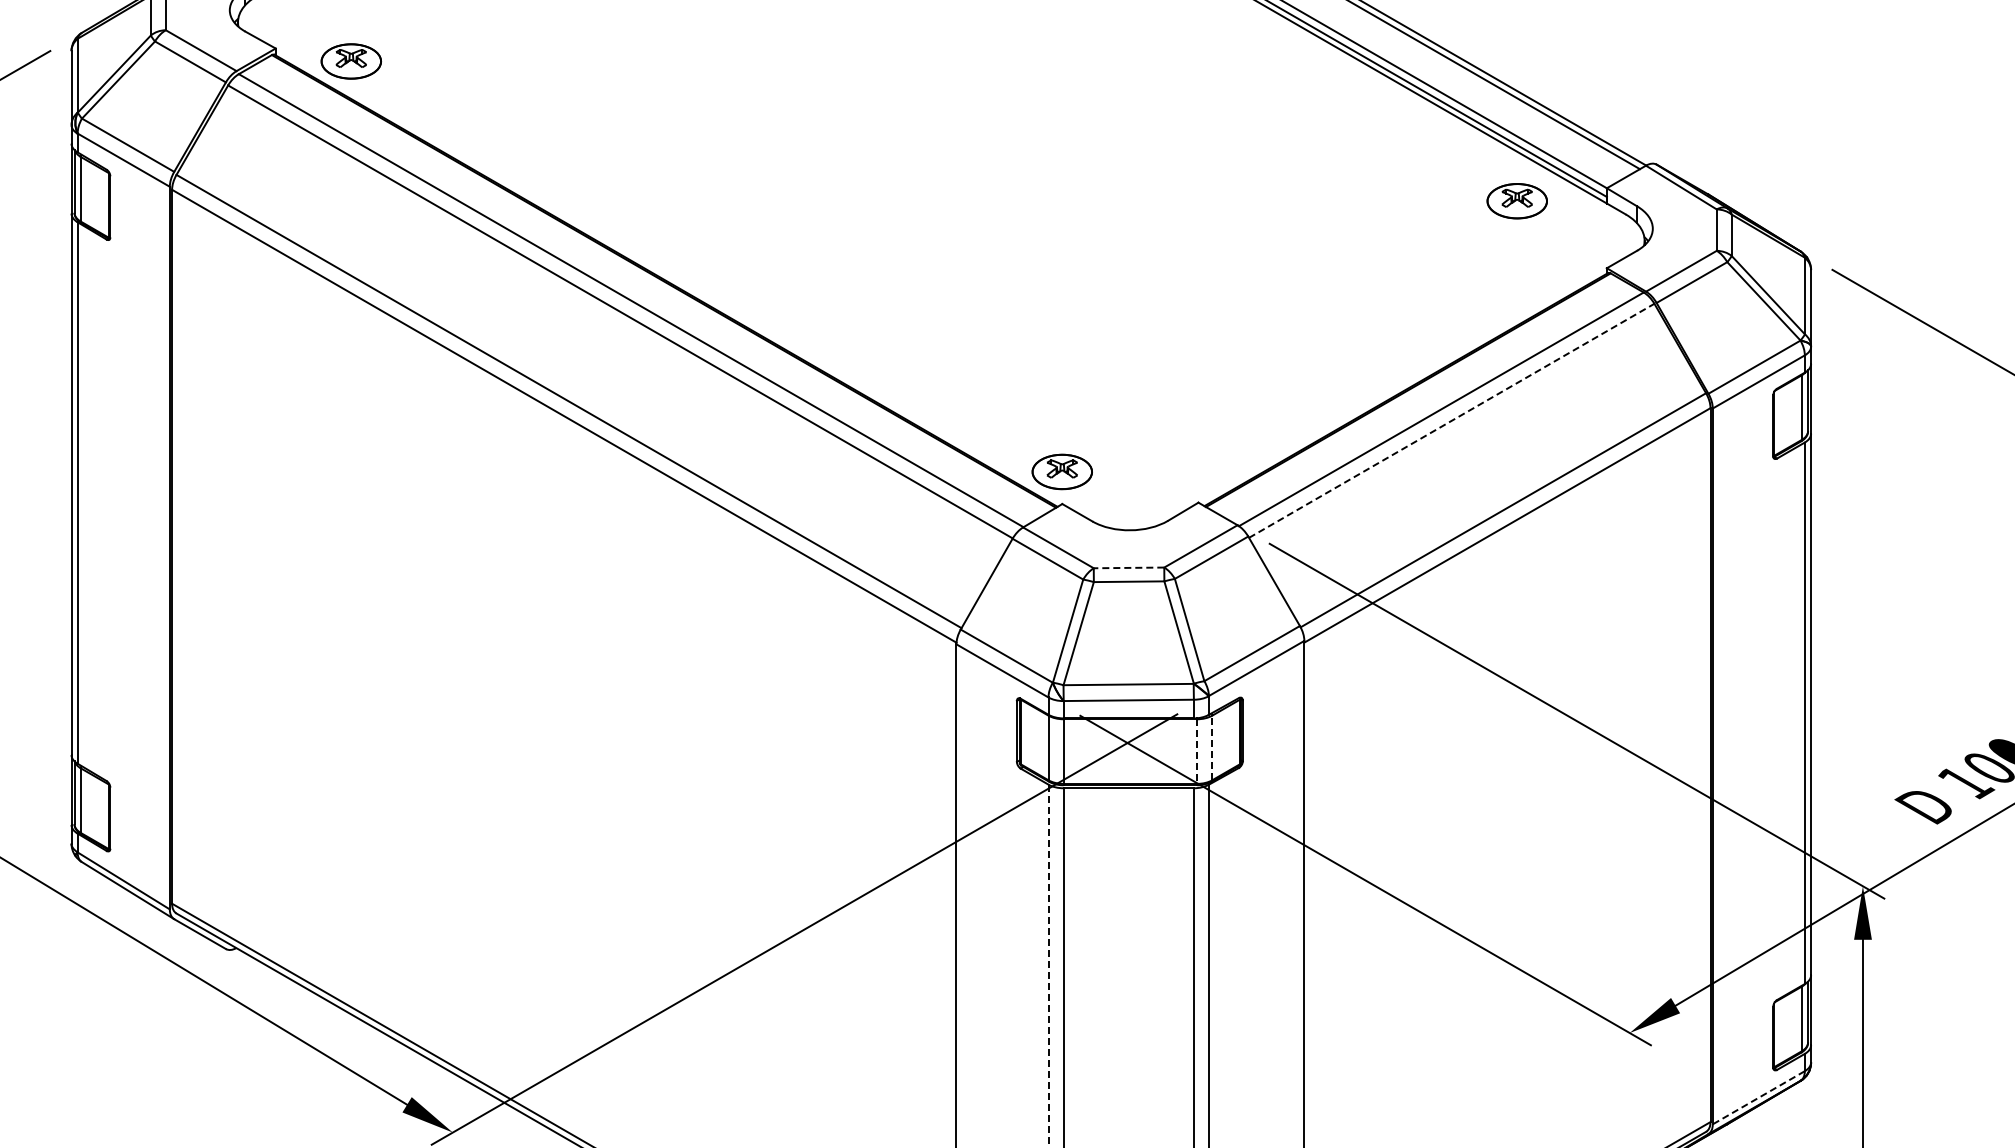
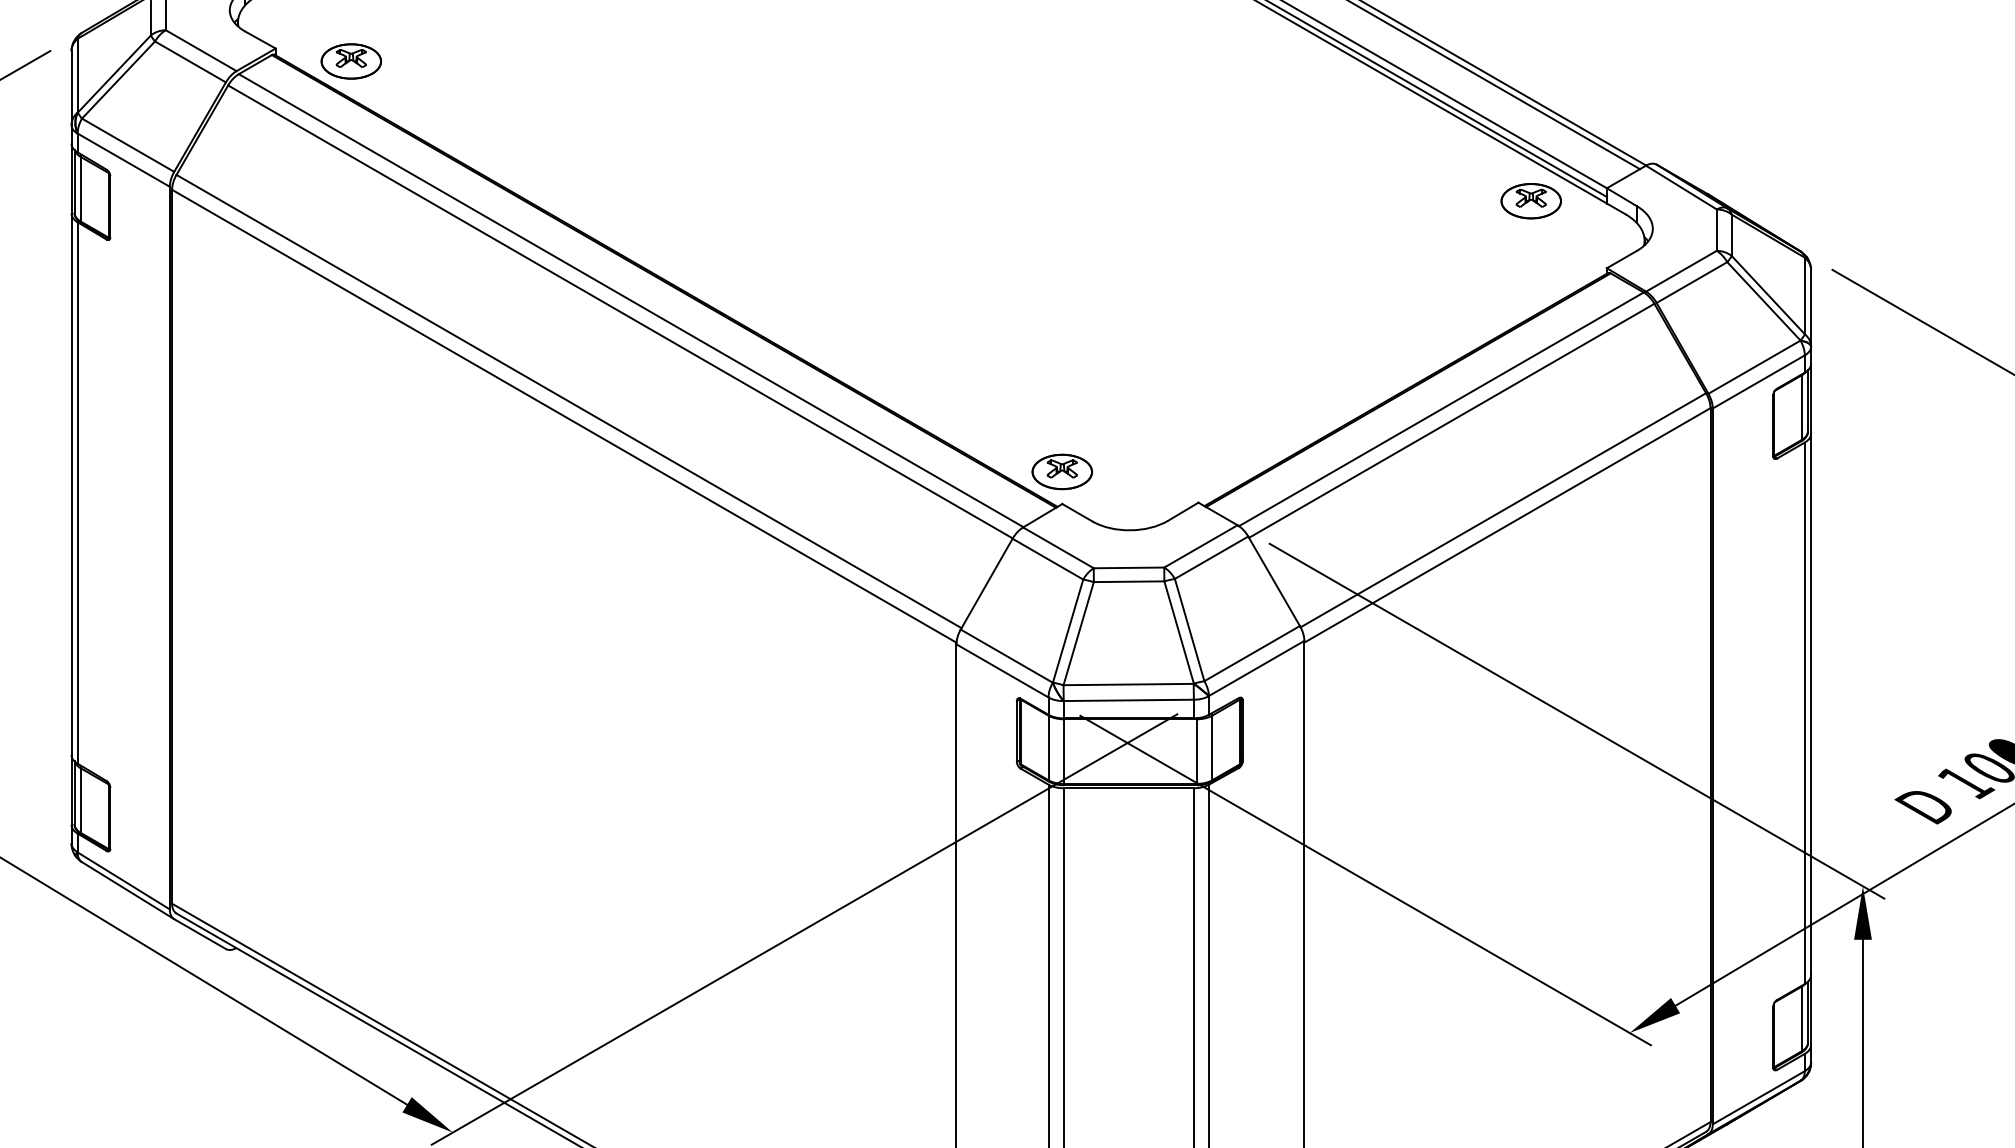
part position: (1516, 201) -> (1530, 201) (1530, 201)
line: dashed -> solid (1452, 420)
line: dashed -> solid (1128, 567)
line: dashed -> solid (1212, 747)
line: dashed -> solid (1197, 752)
line: dashed -> solid (1048, 966)
line: dashed -> solid (1758, 1098)
